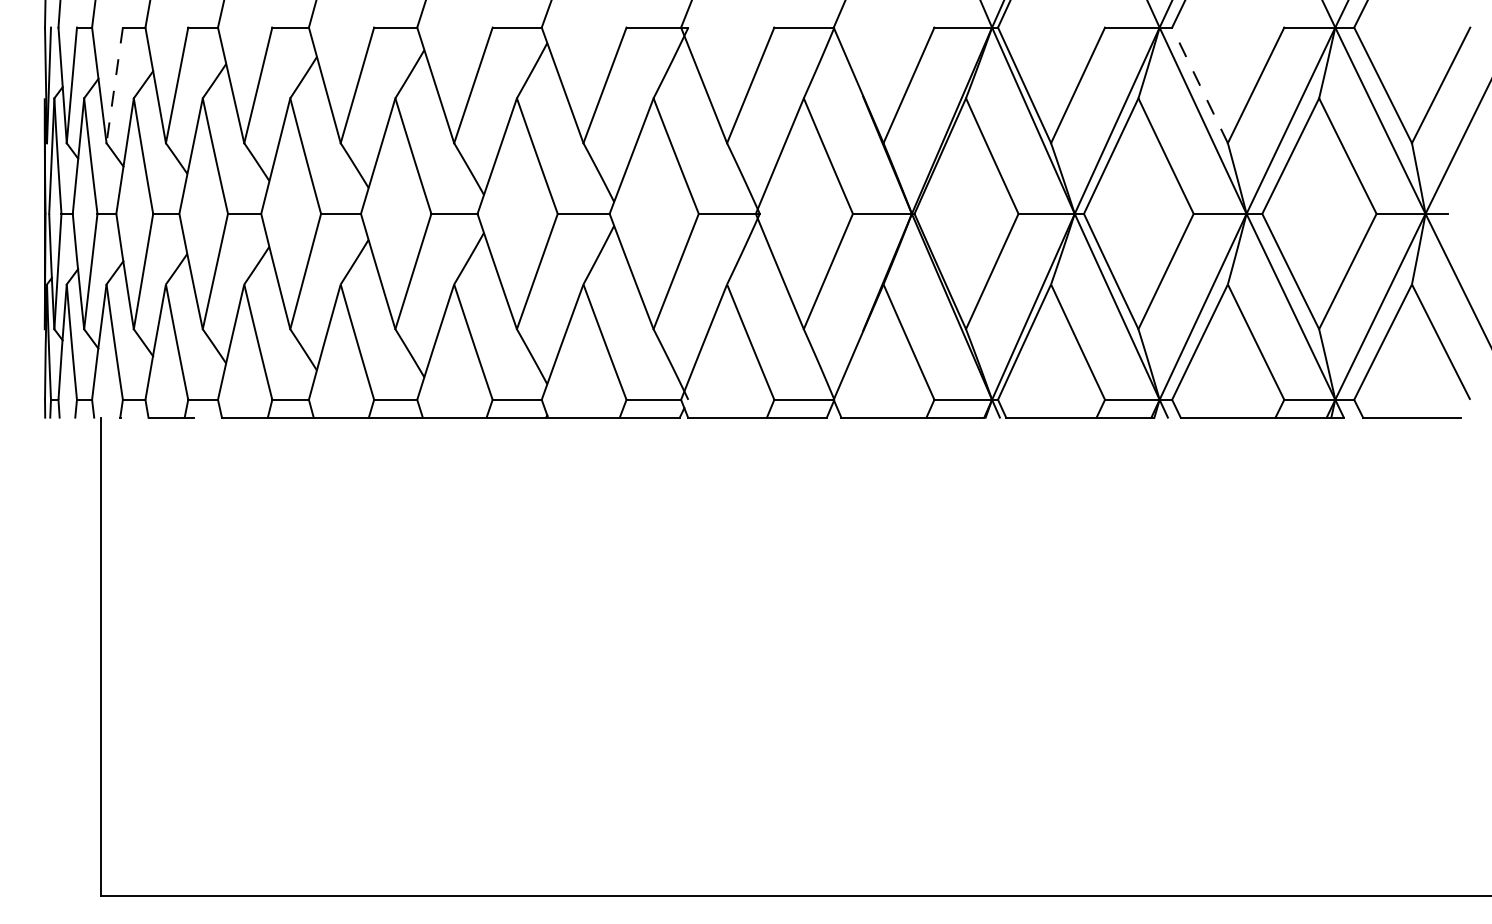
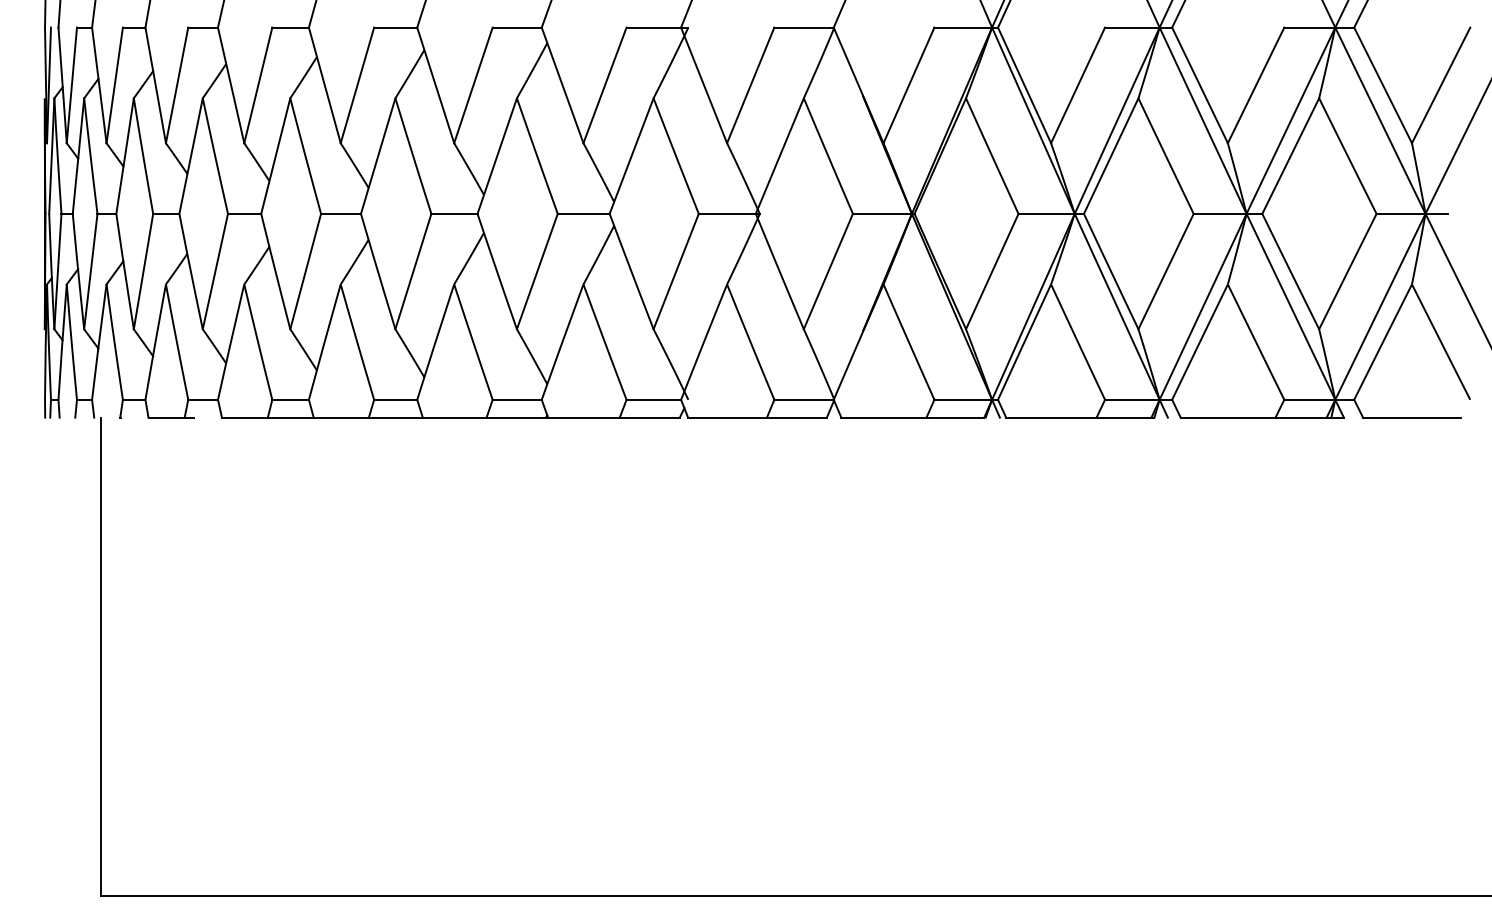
line: dashed -> solid (1199, 84)
line: dashed -> solid (114, 85)
